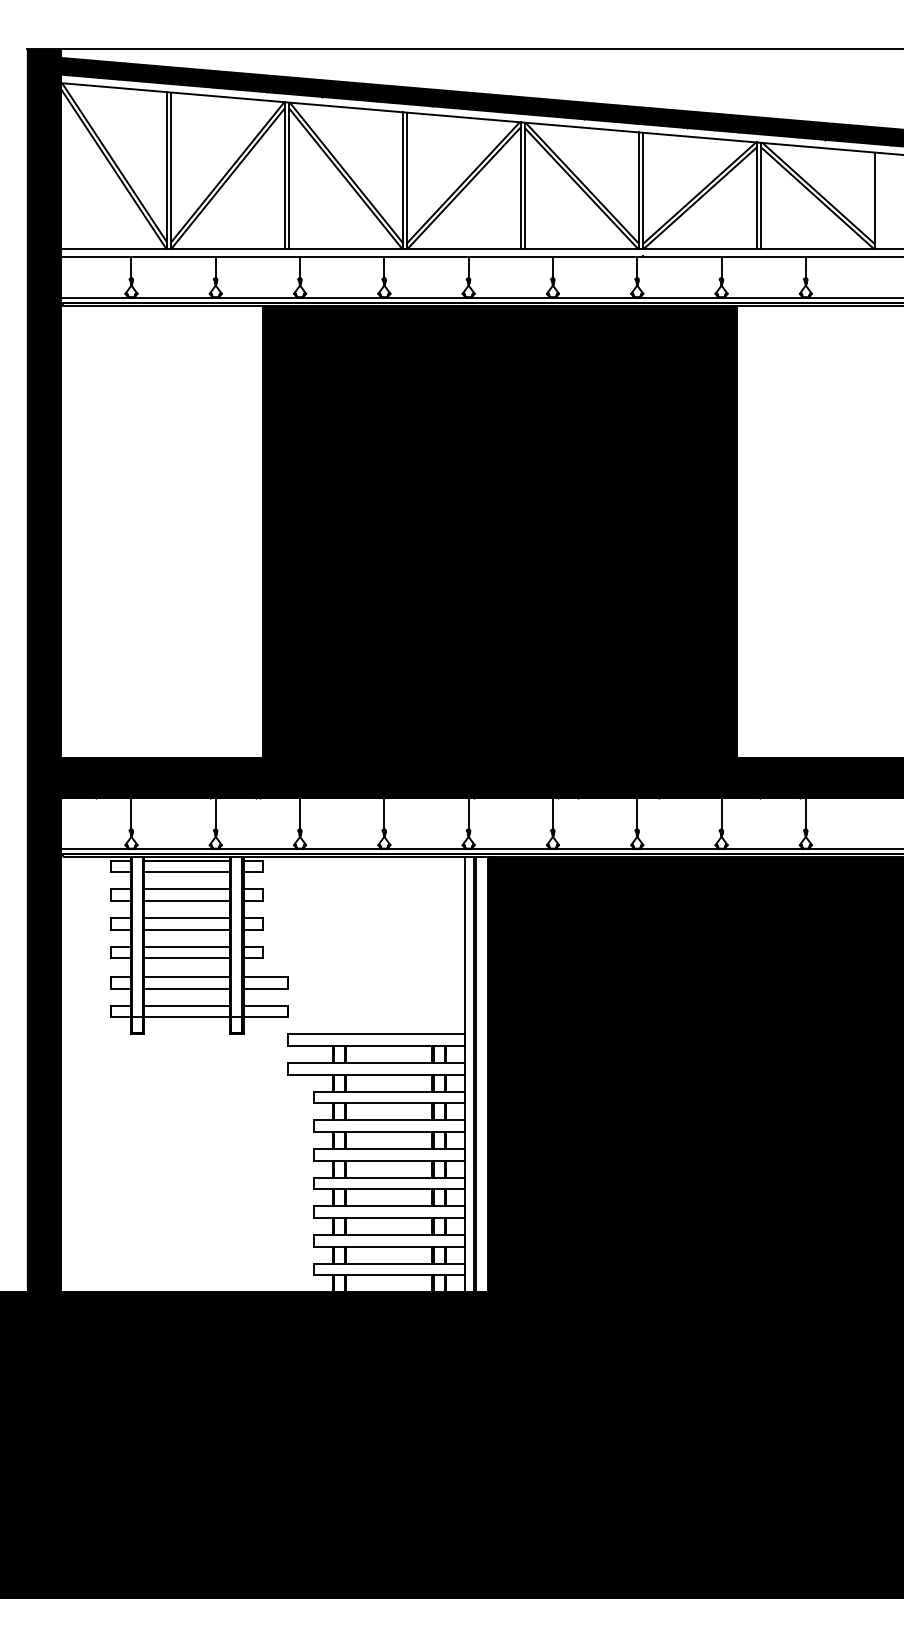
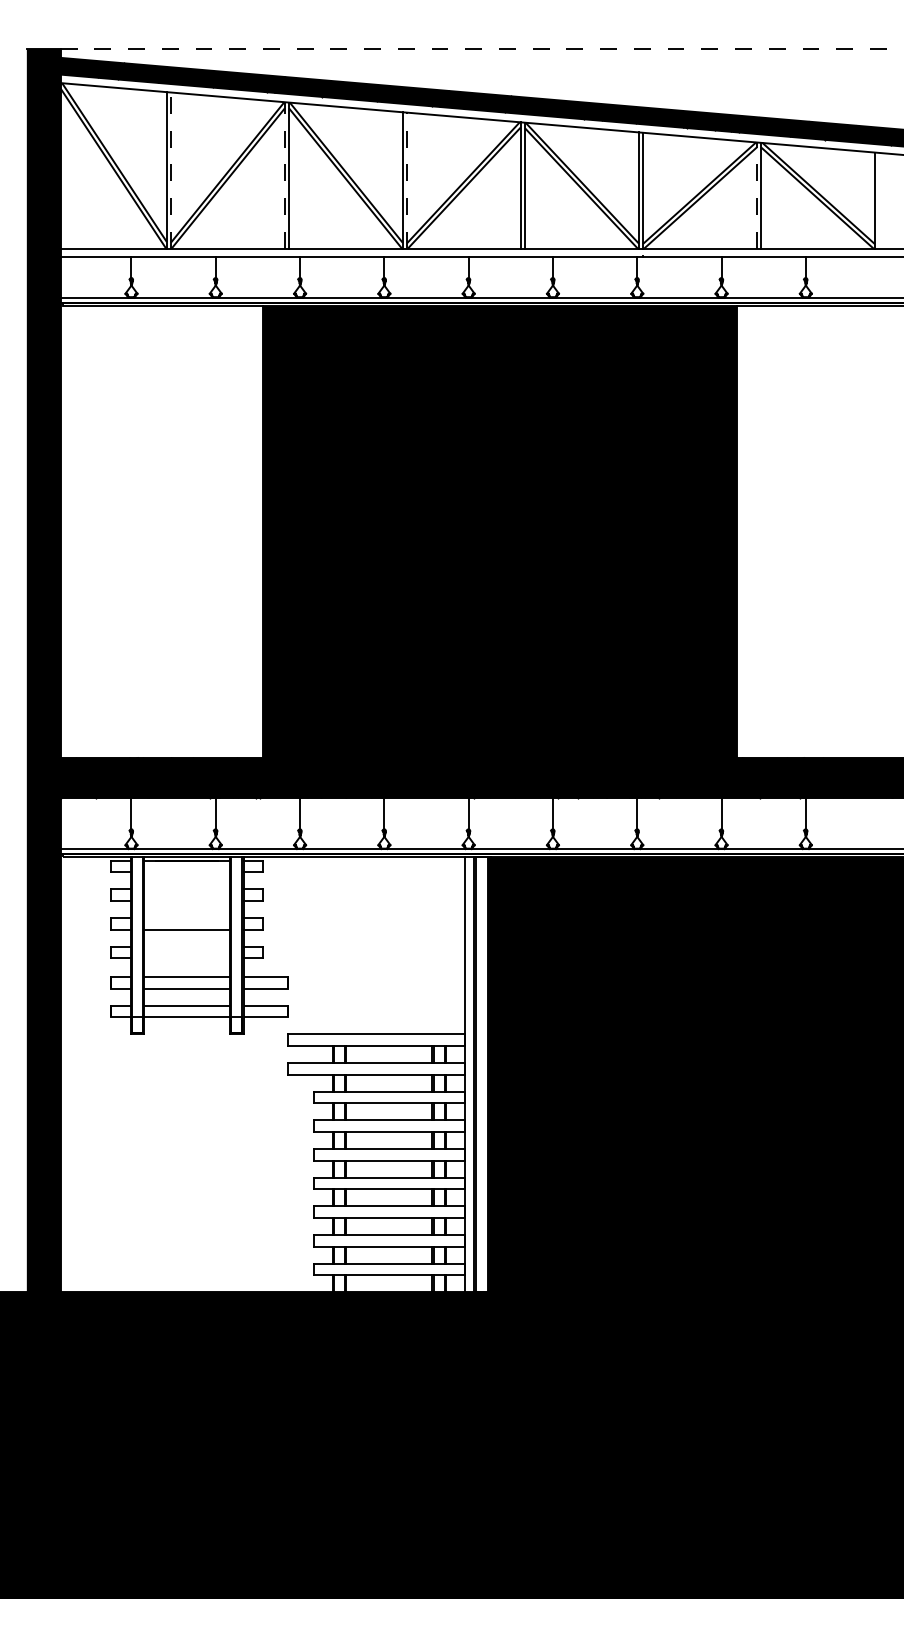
line: solid -> dashed (482, 49)
line: solid -> dashed (171, 170)
line: solid -> dashed (284, 175)
line: solid -> dashed (407, 180)
line: solid -> dashed (756, 195)
line: present -> none (187, 872)
line: present -> none (187, 889)
line: present -> none (187, 901)
line: present -> none (187, 917)
line: present -> none (187, 946)
line: present -> none (187, 958)
